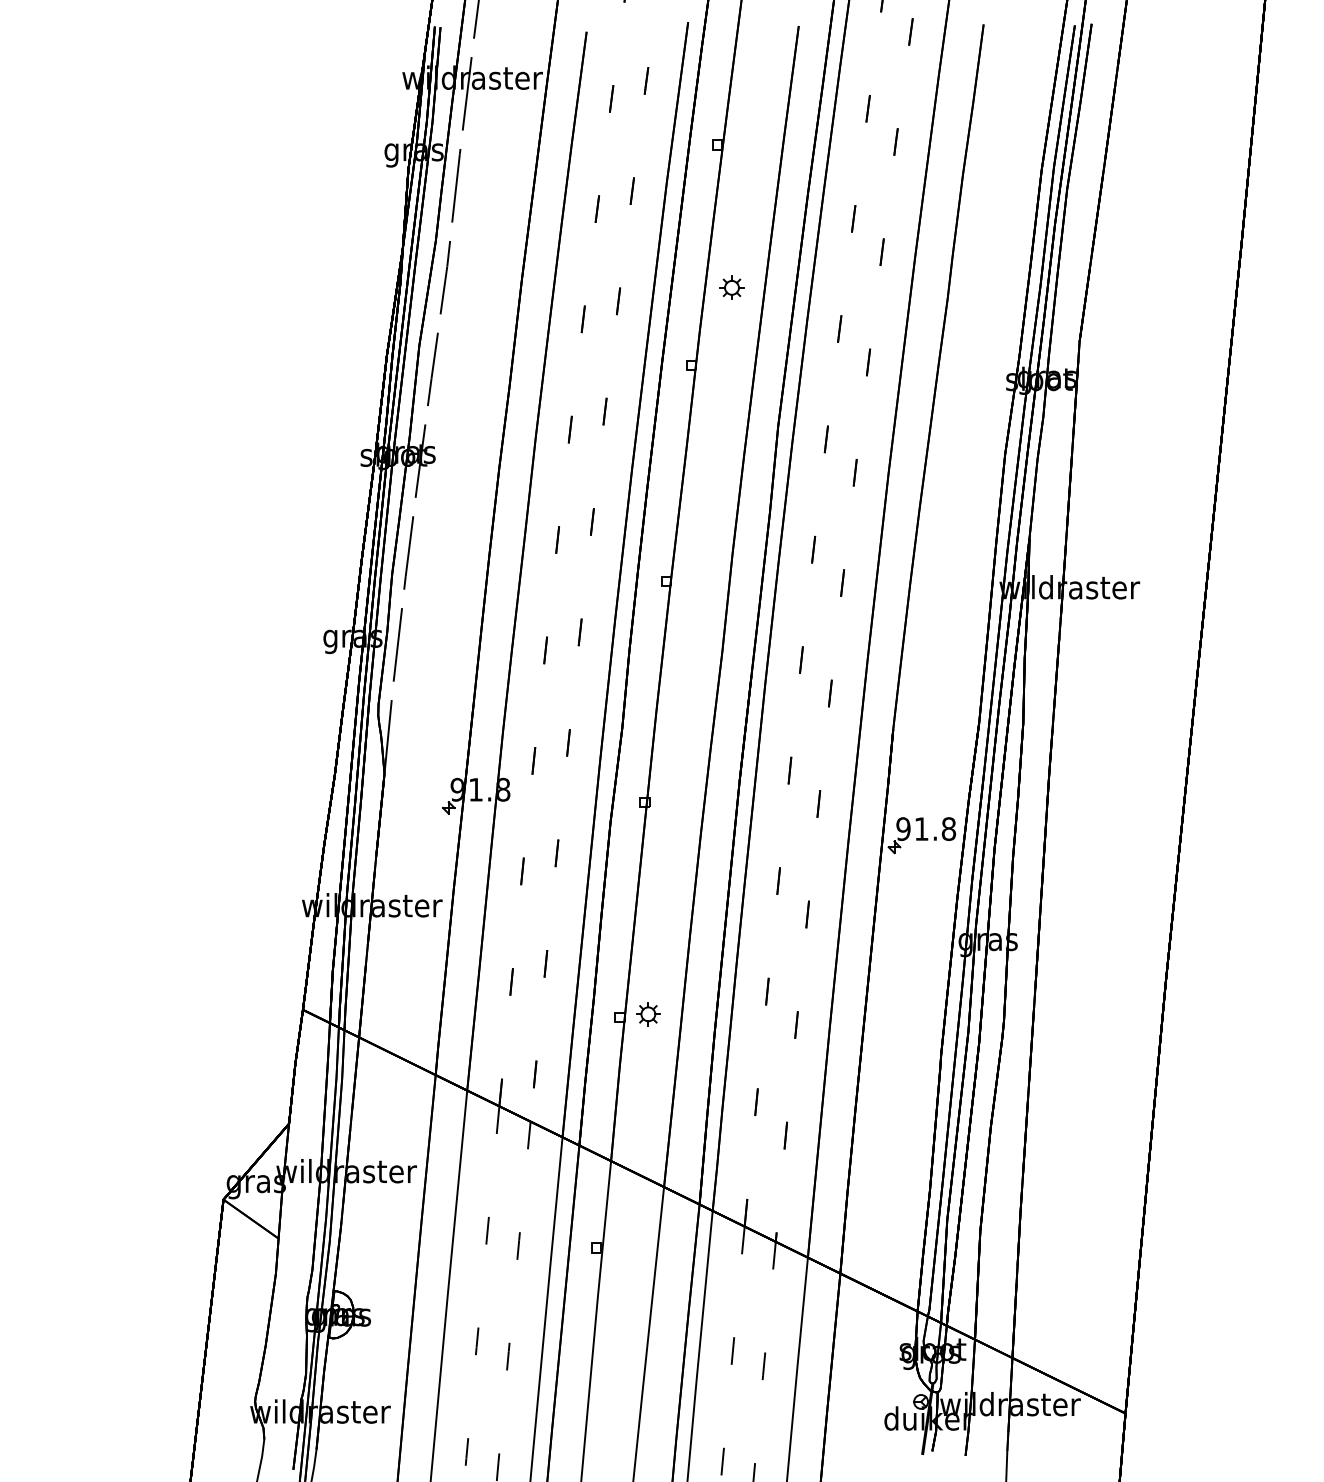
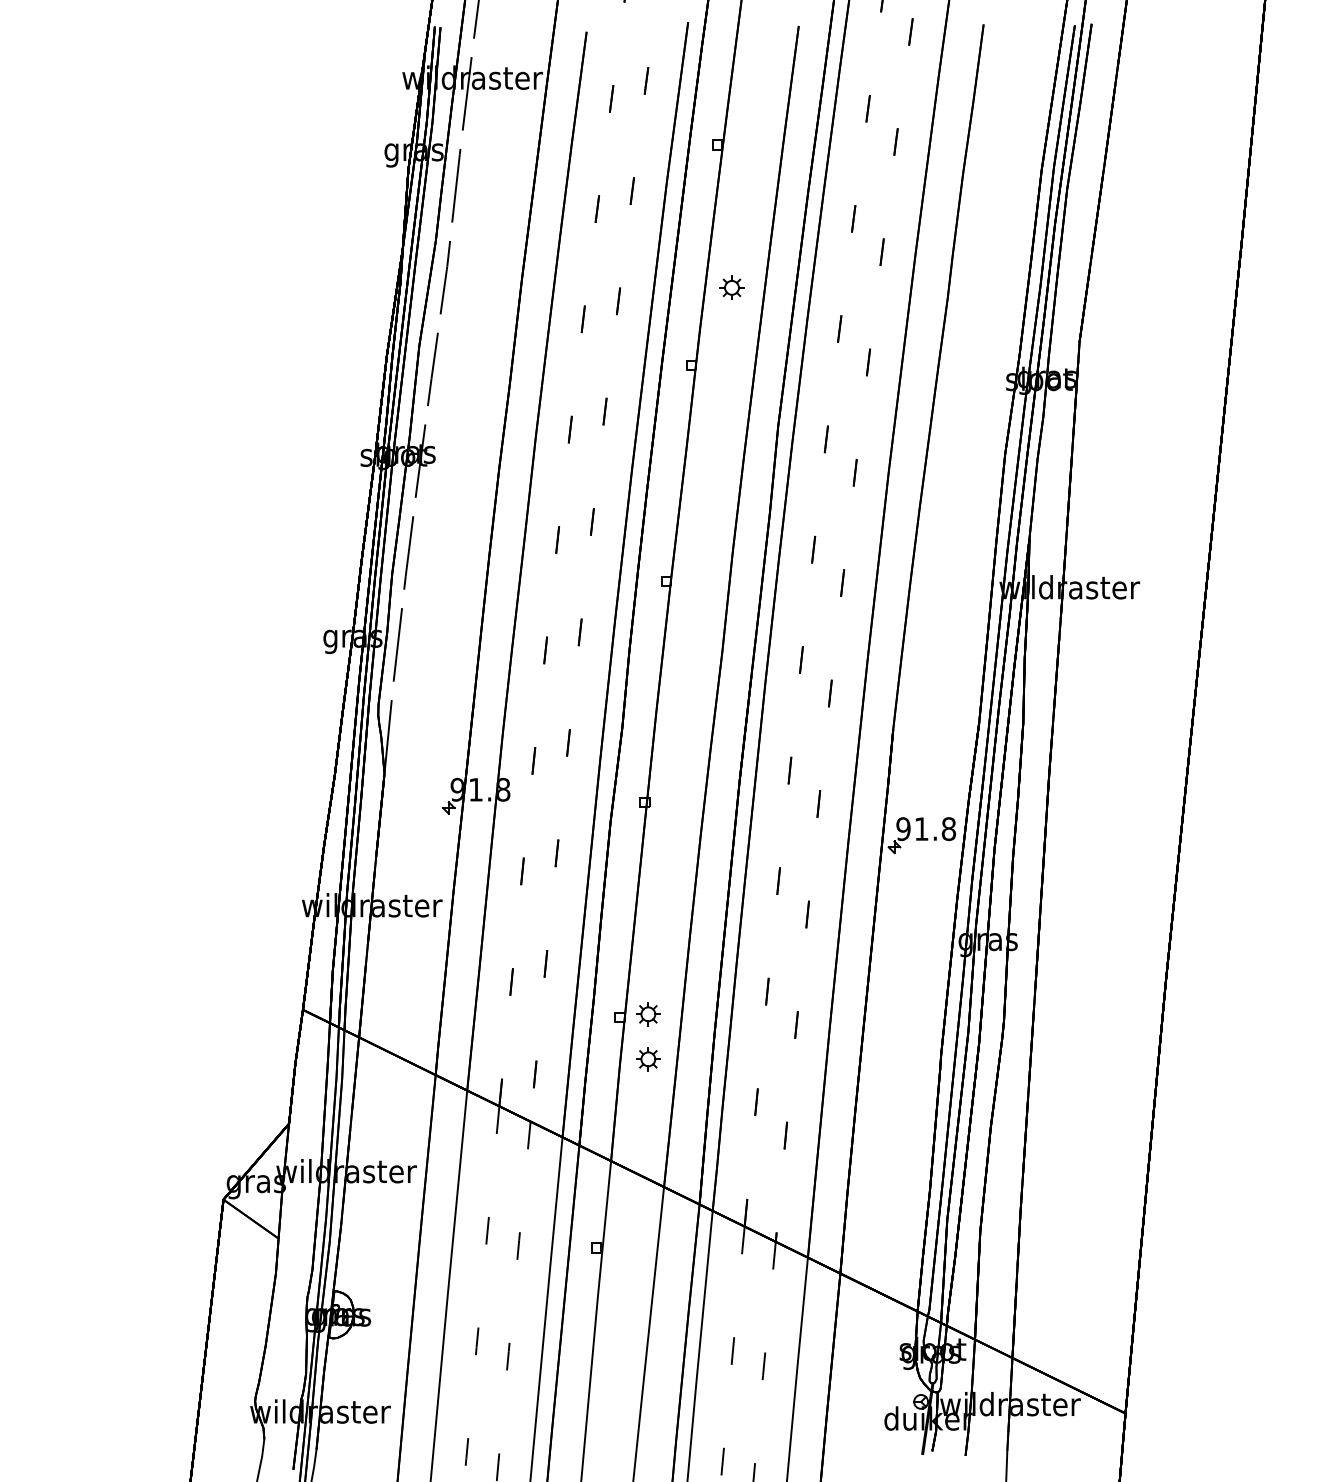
part: none -> present (648, 1059)
